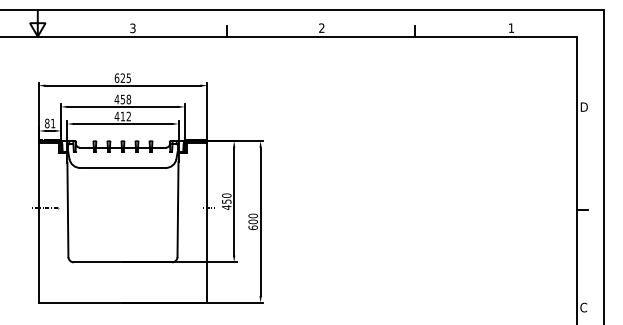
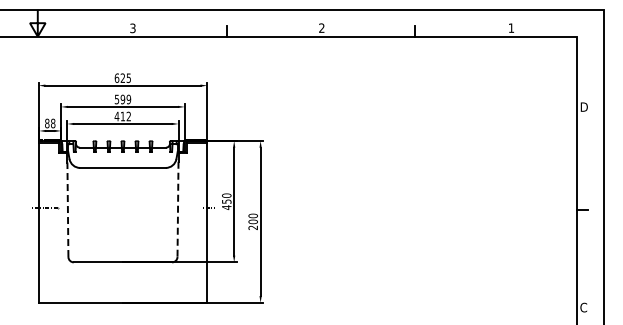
text: 458 -> 599 (122, 99)
text: 81 -> 88 (53, 123)
line: solid -> dashed (67, 209)
line: solid -> dashed (178, 209)
text: 600 -> 200 (252, 227)
